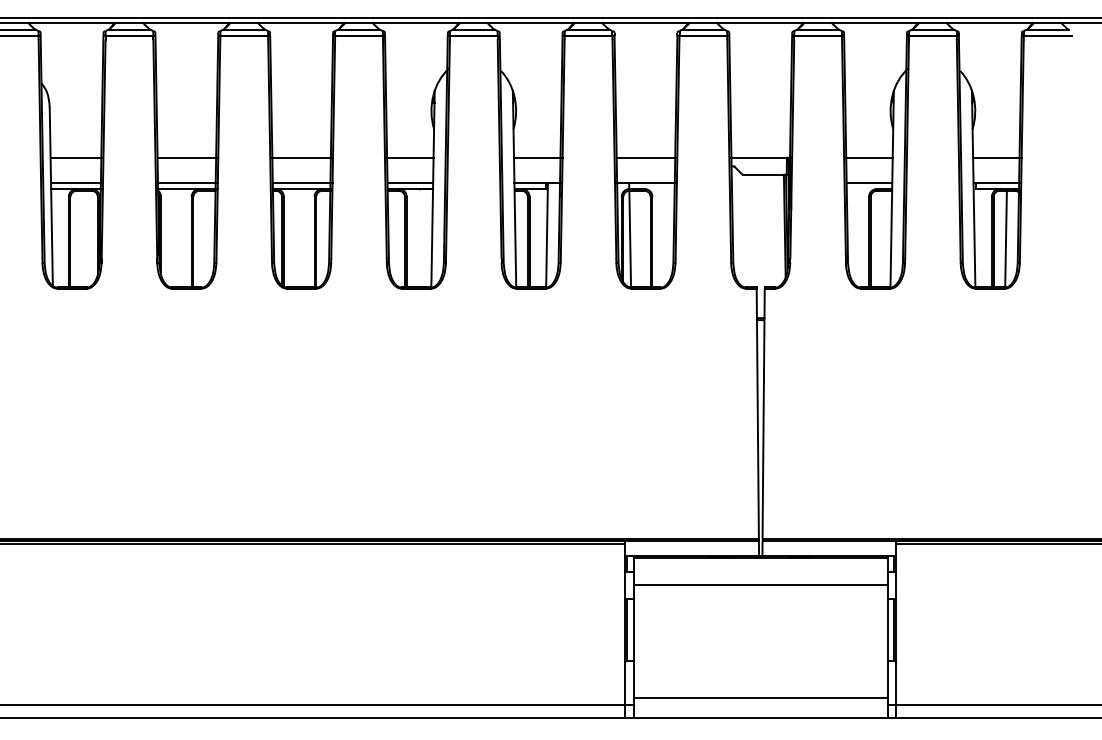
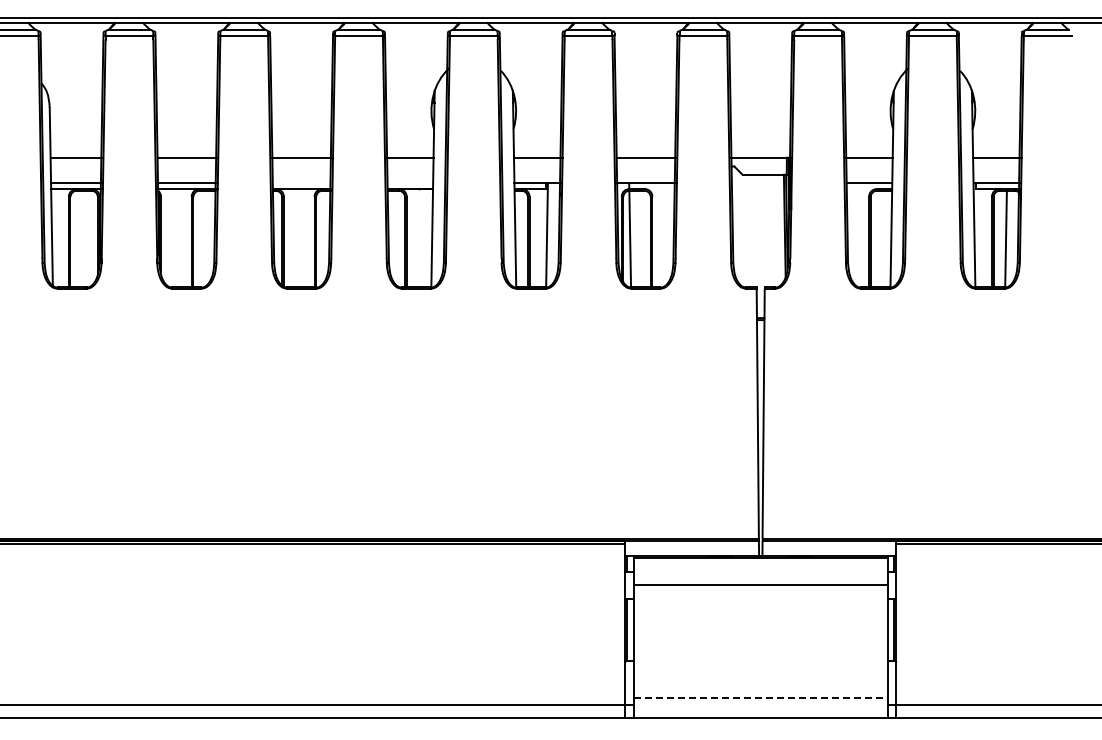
line: present -> none (302, 183)
line: present -> none (410, 183)
line: solid -> dashed (761, 697)
